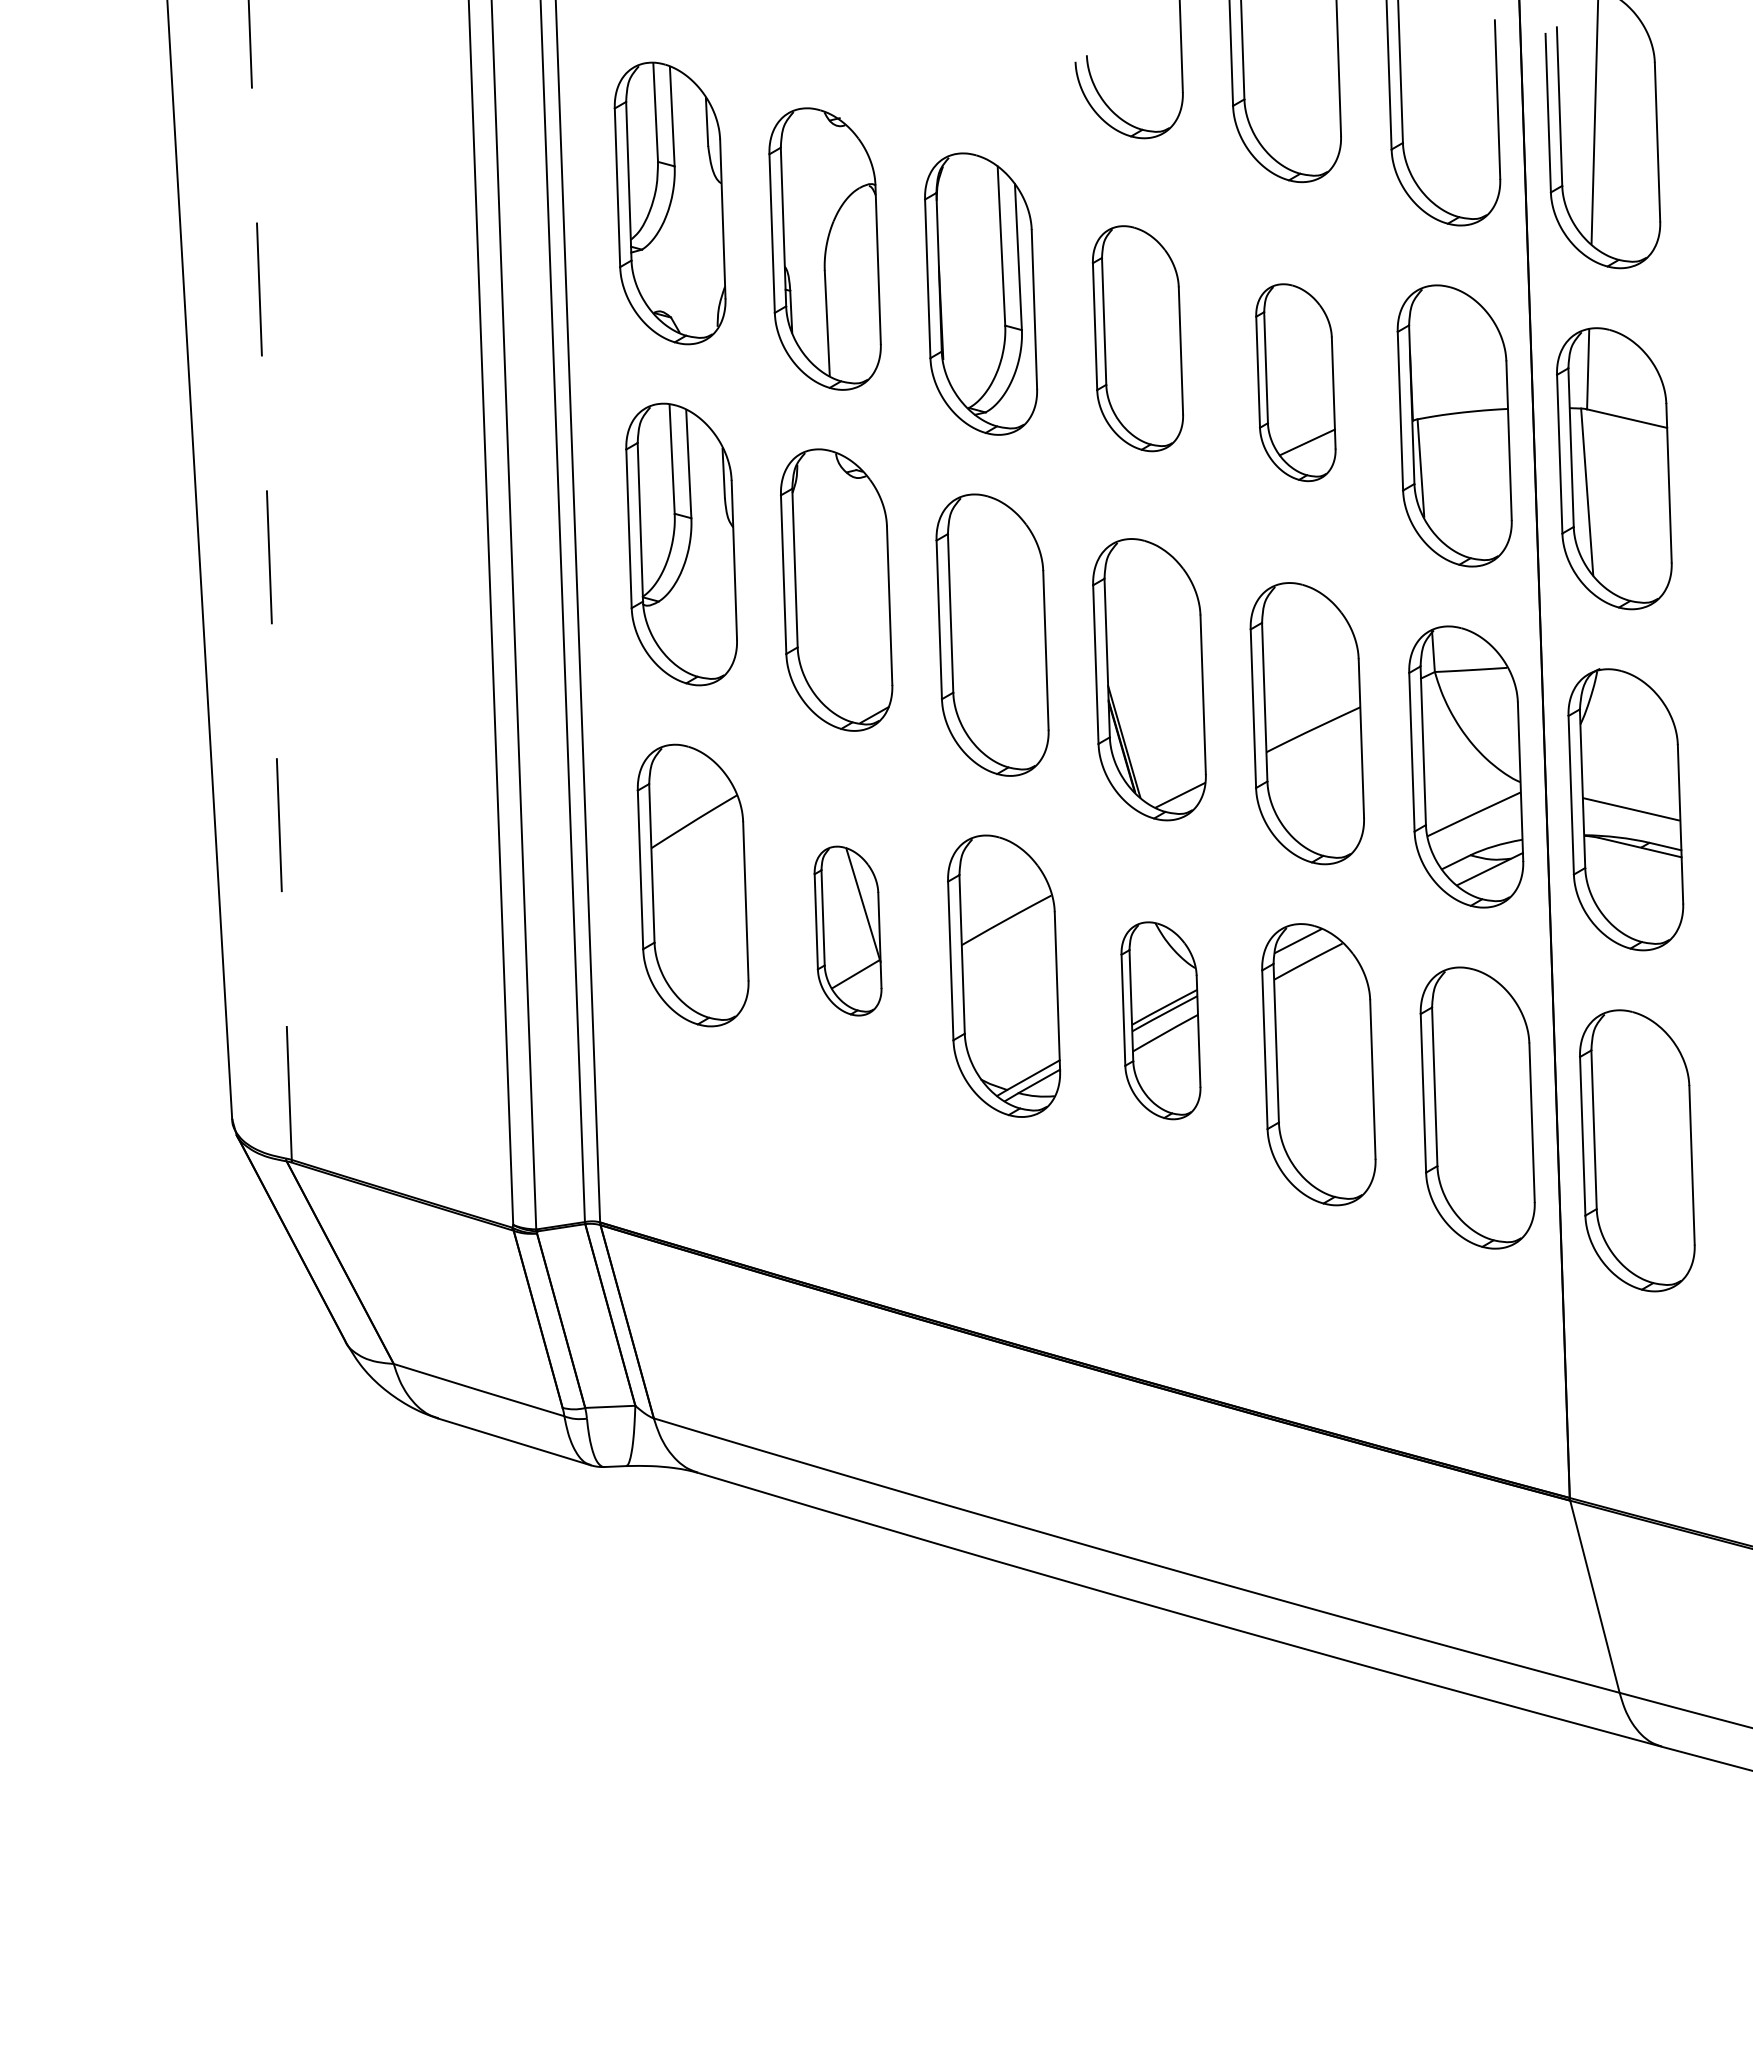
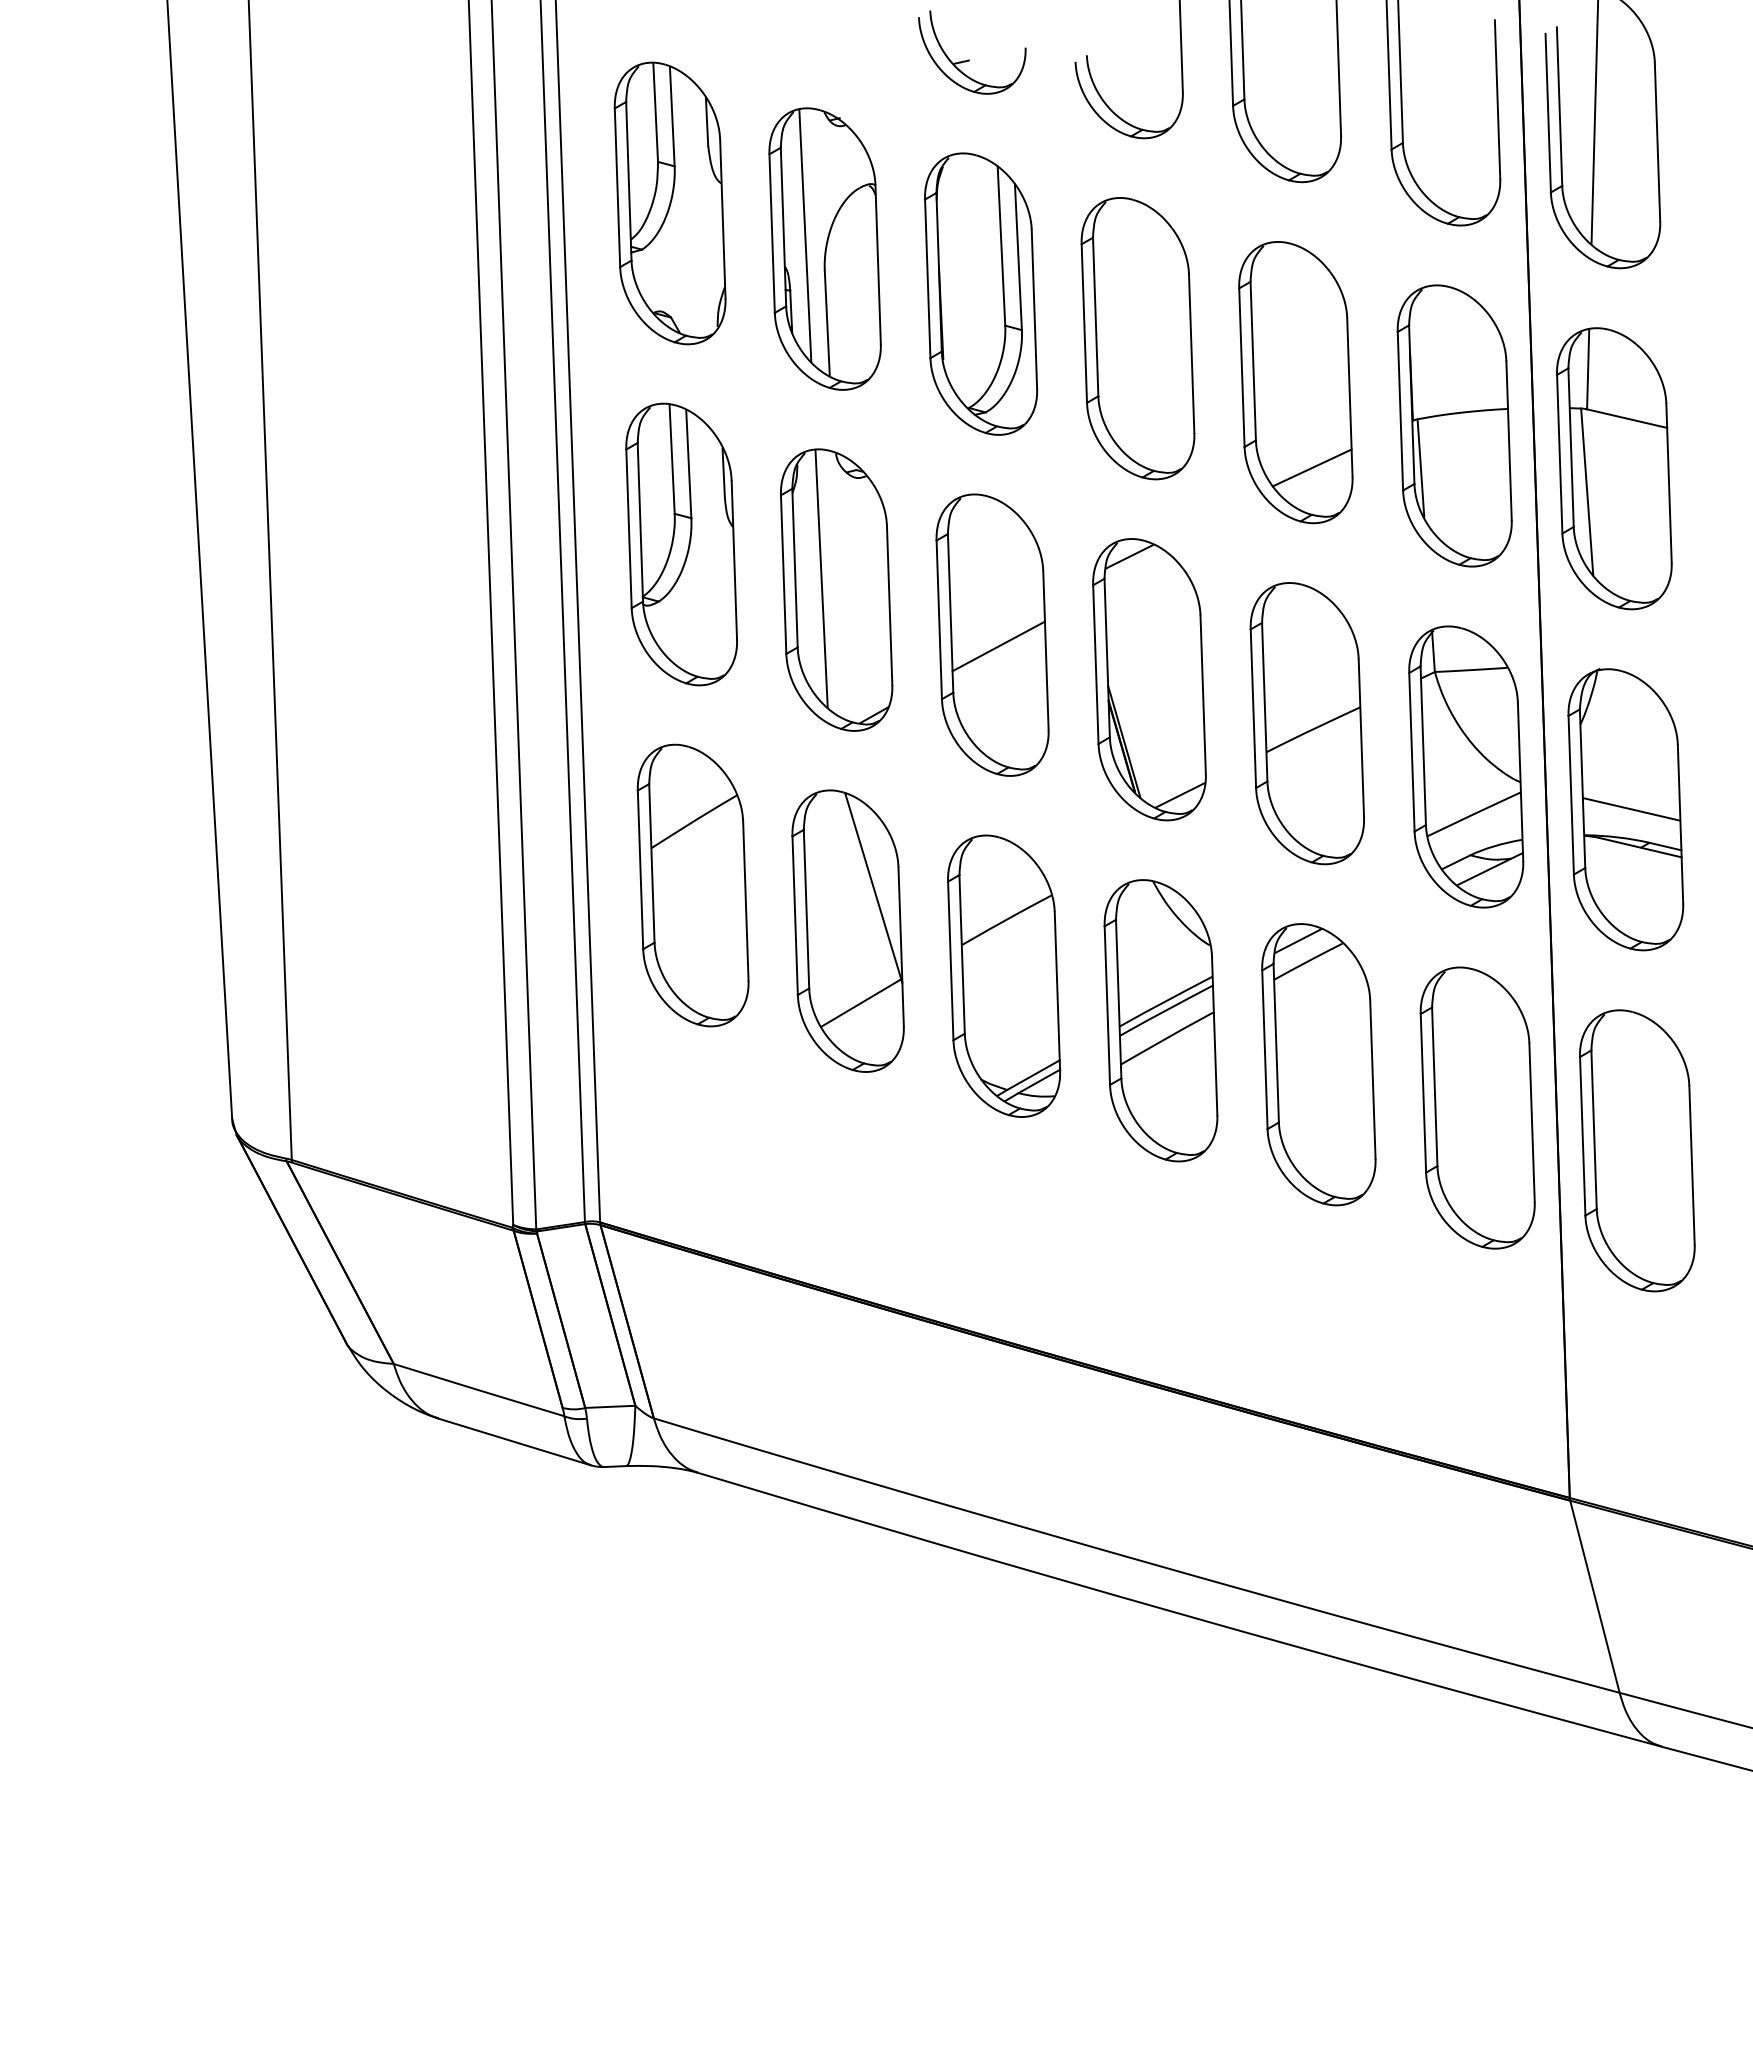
part: none -> present (969, 59)
line: none -> present (805, 235)
part size: 93x228 px -> 116x284 px (1137, 338)
part size: 82x200 px -> 116x284 px (1295, 382)
line: none -> present (1129, 556)
line: none -> present (821, 578)
line: dashed -> solid (270, 579)
line: none -> present (998, 646)
part size: 70x172 px -> 114x284 px (847, 930)
part size: 82x200 px -> 116x284 px (1160, 1020)
